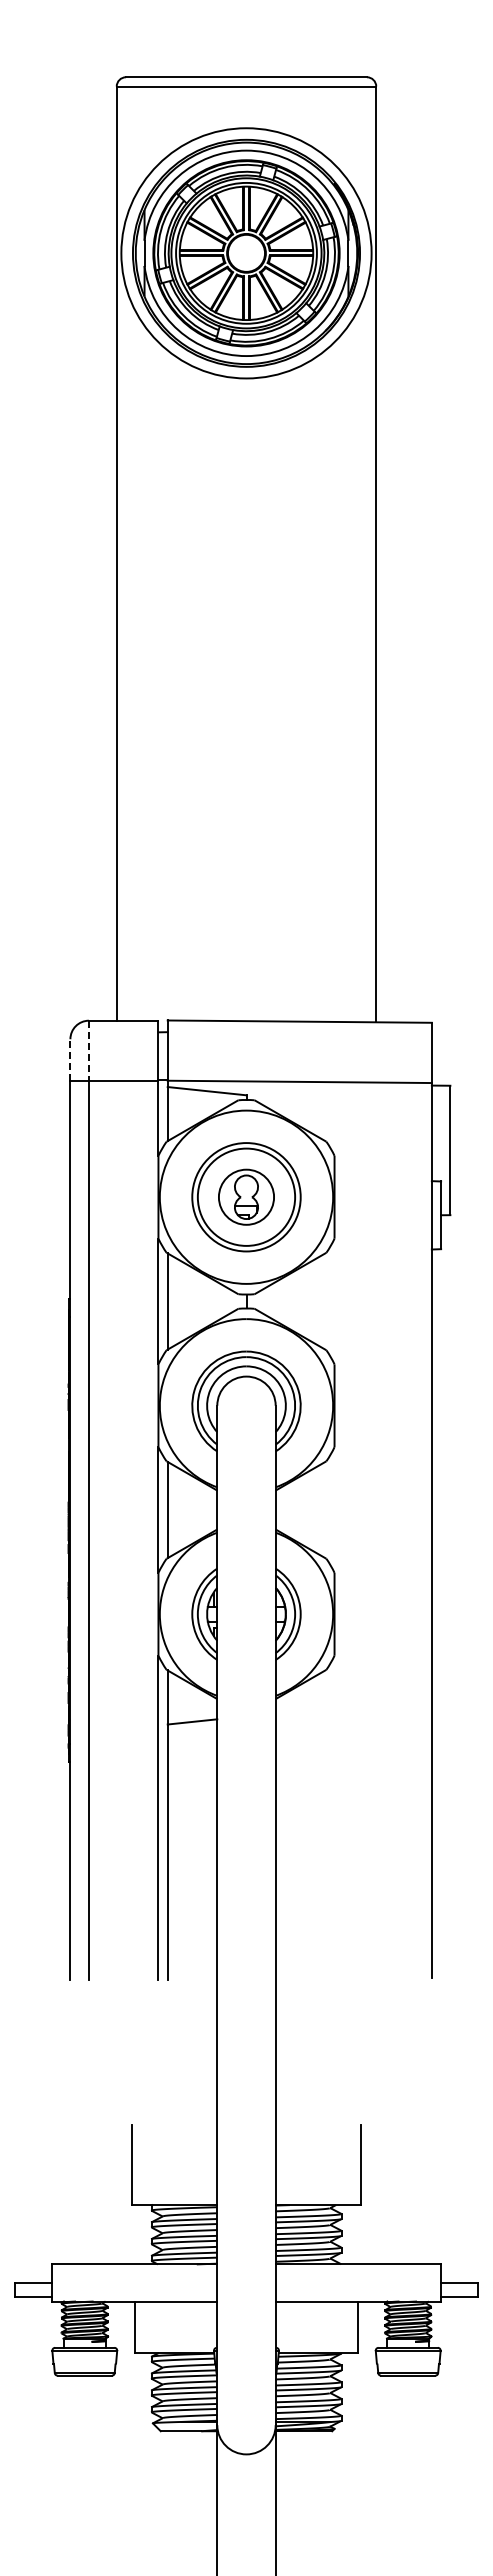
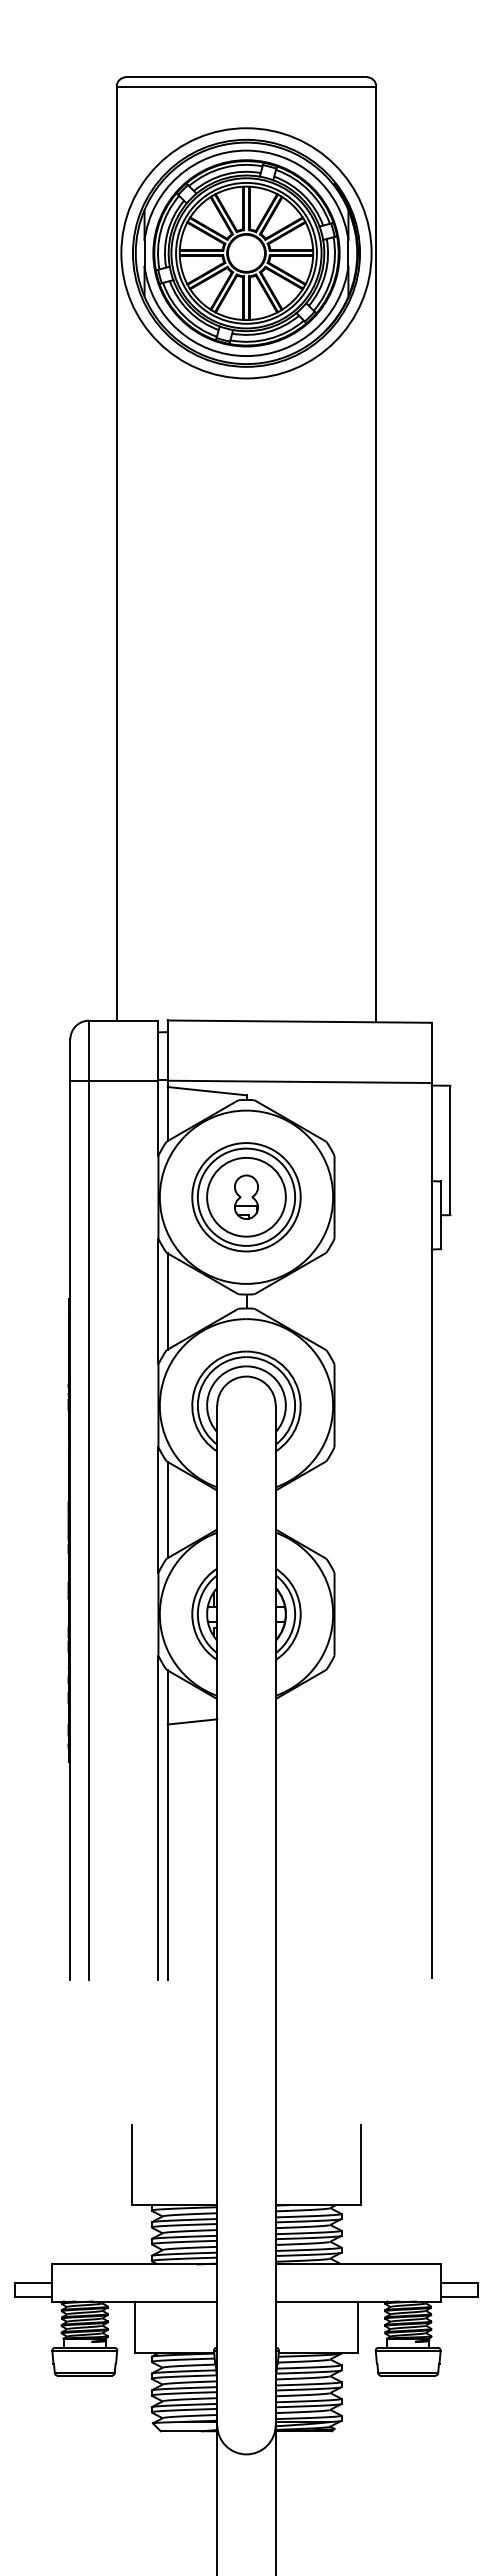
line: dashed -> solid (88, 1051)
line: dashed -> solid (70, 1060)
circle diameter: 55 px -> 79 px (246, 1196)
